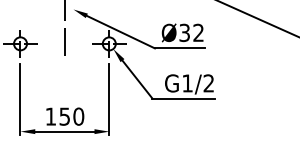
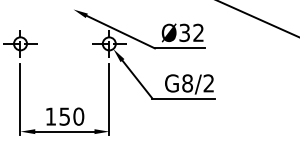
line: present -> none (64, 29)
text: G1/2 -> G8/2 (187, 83)
